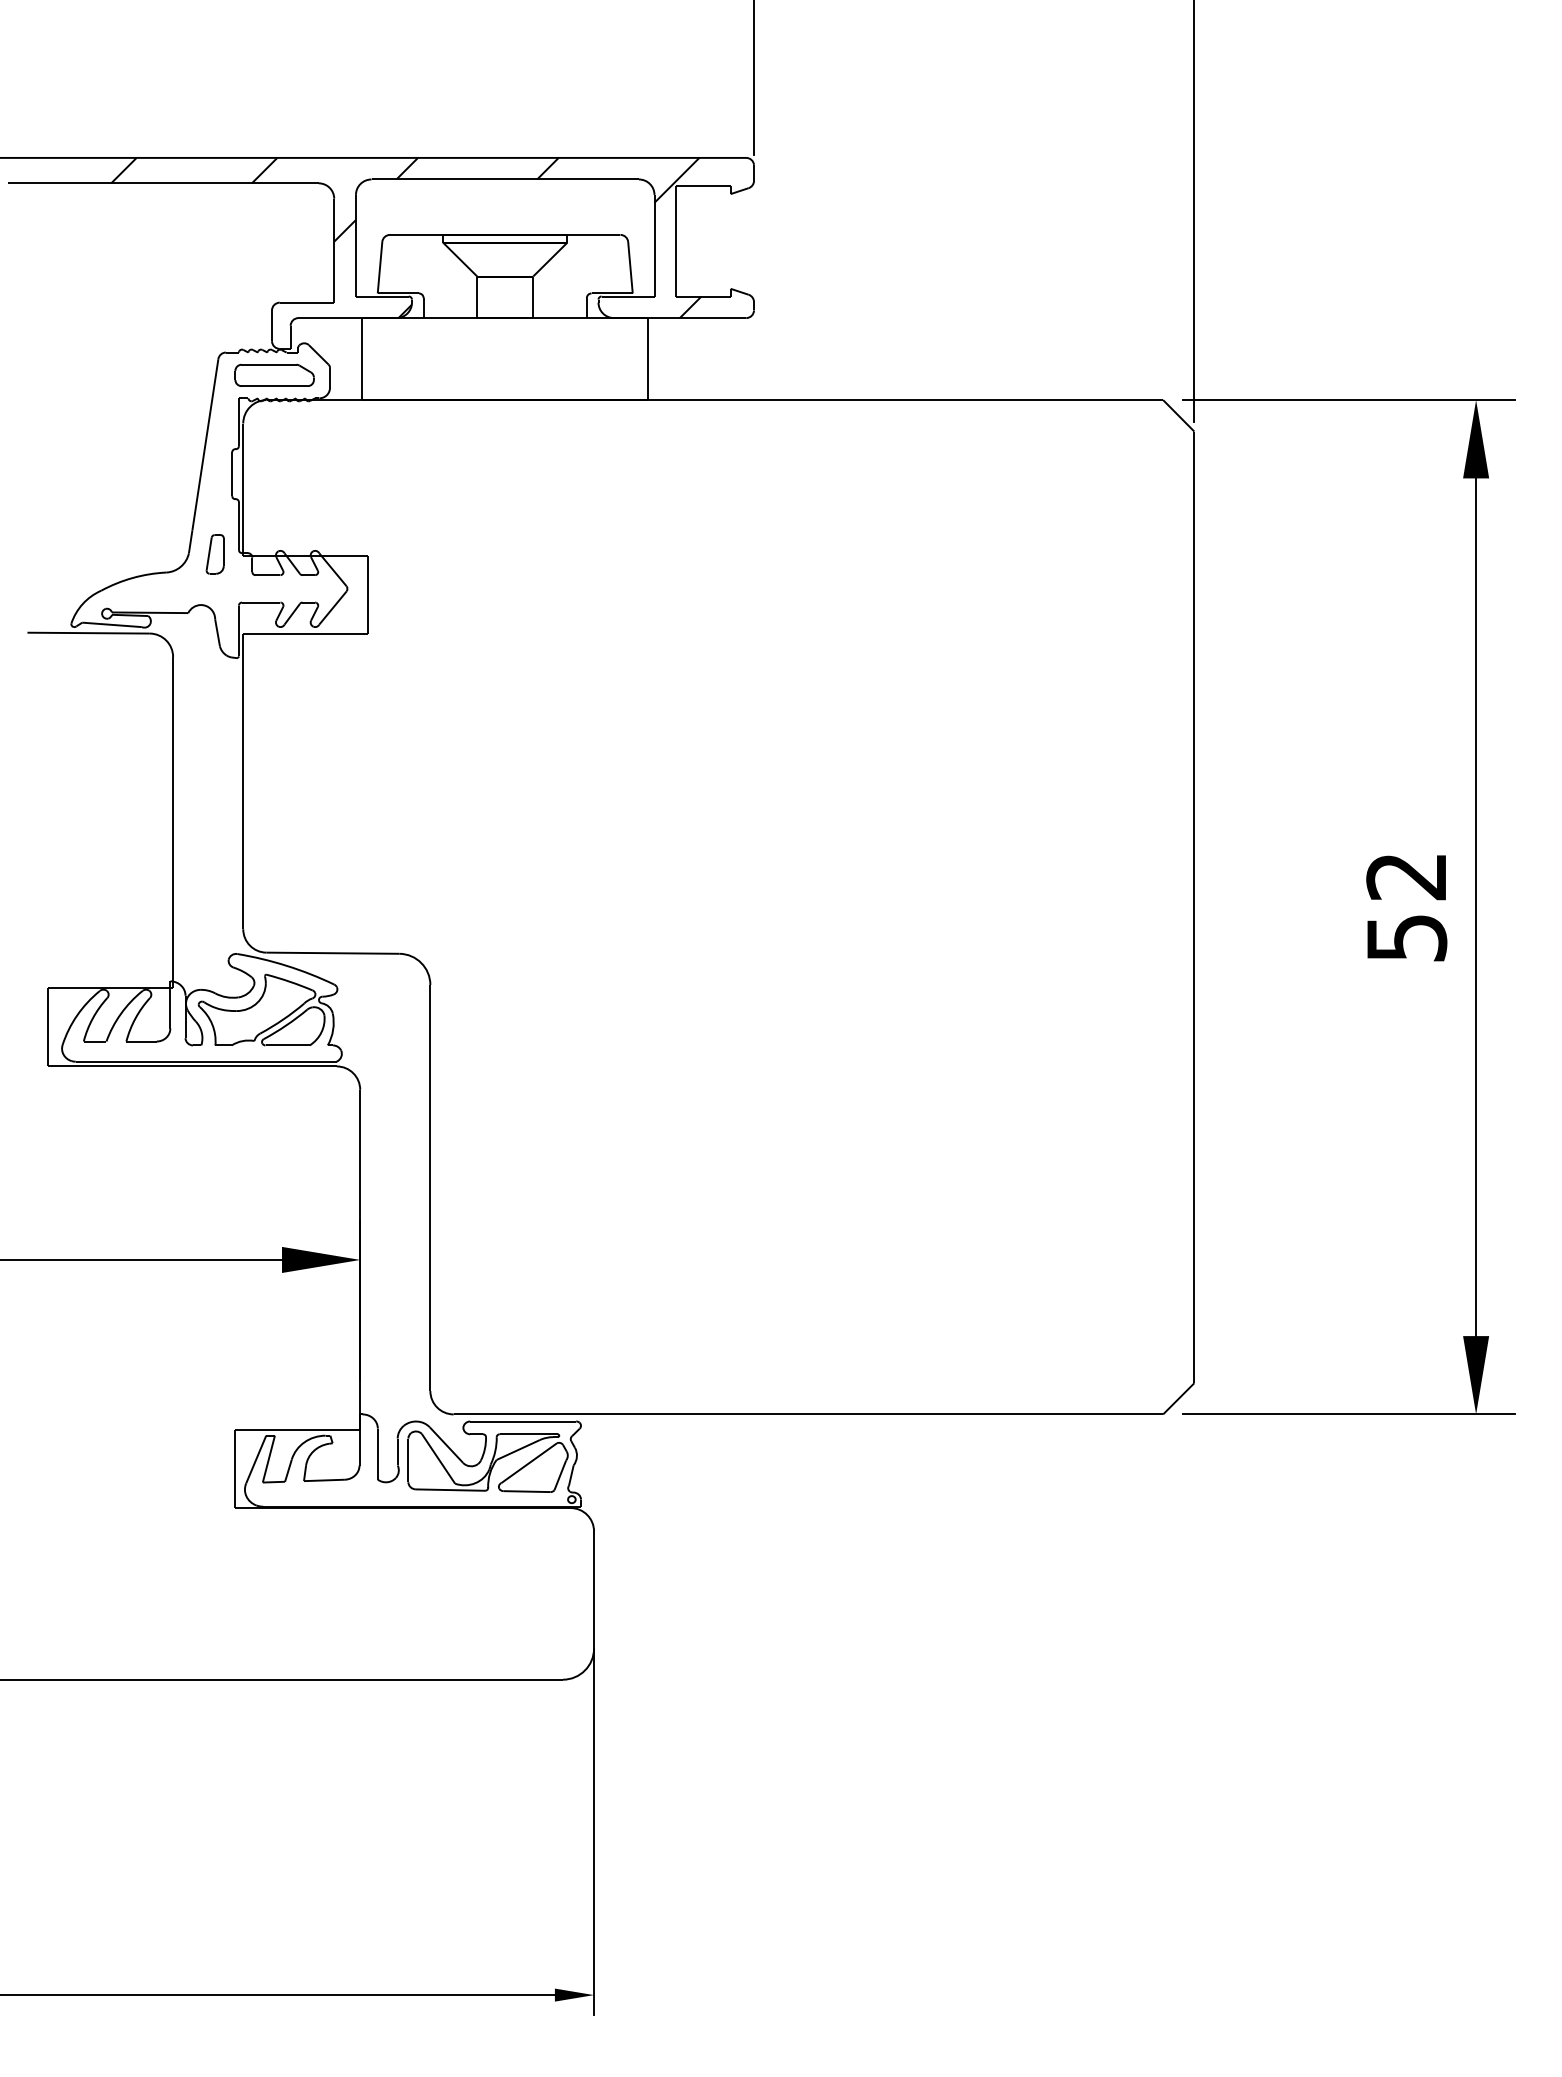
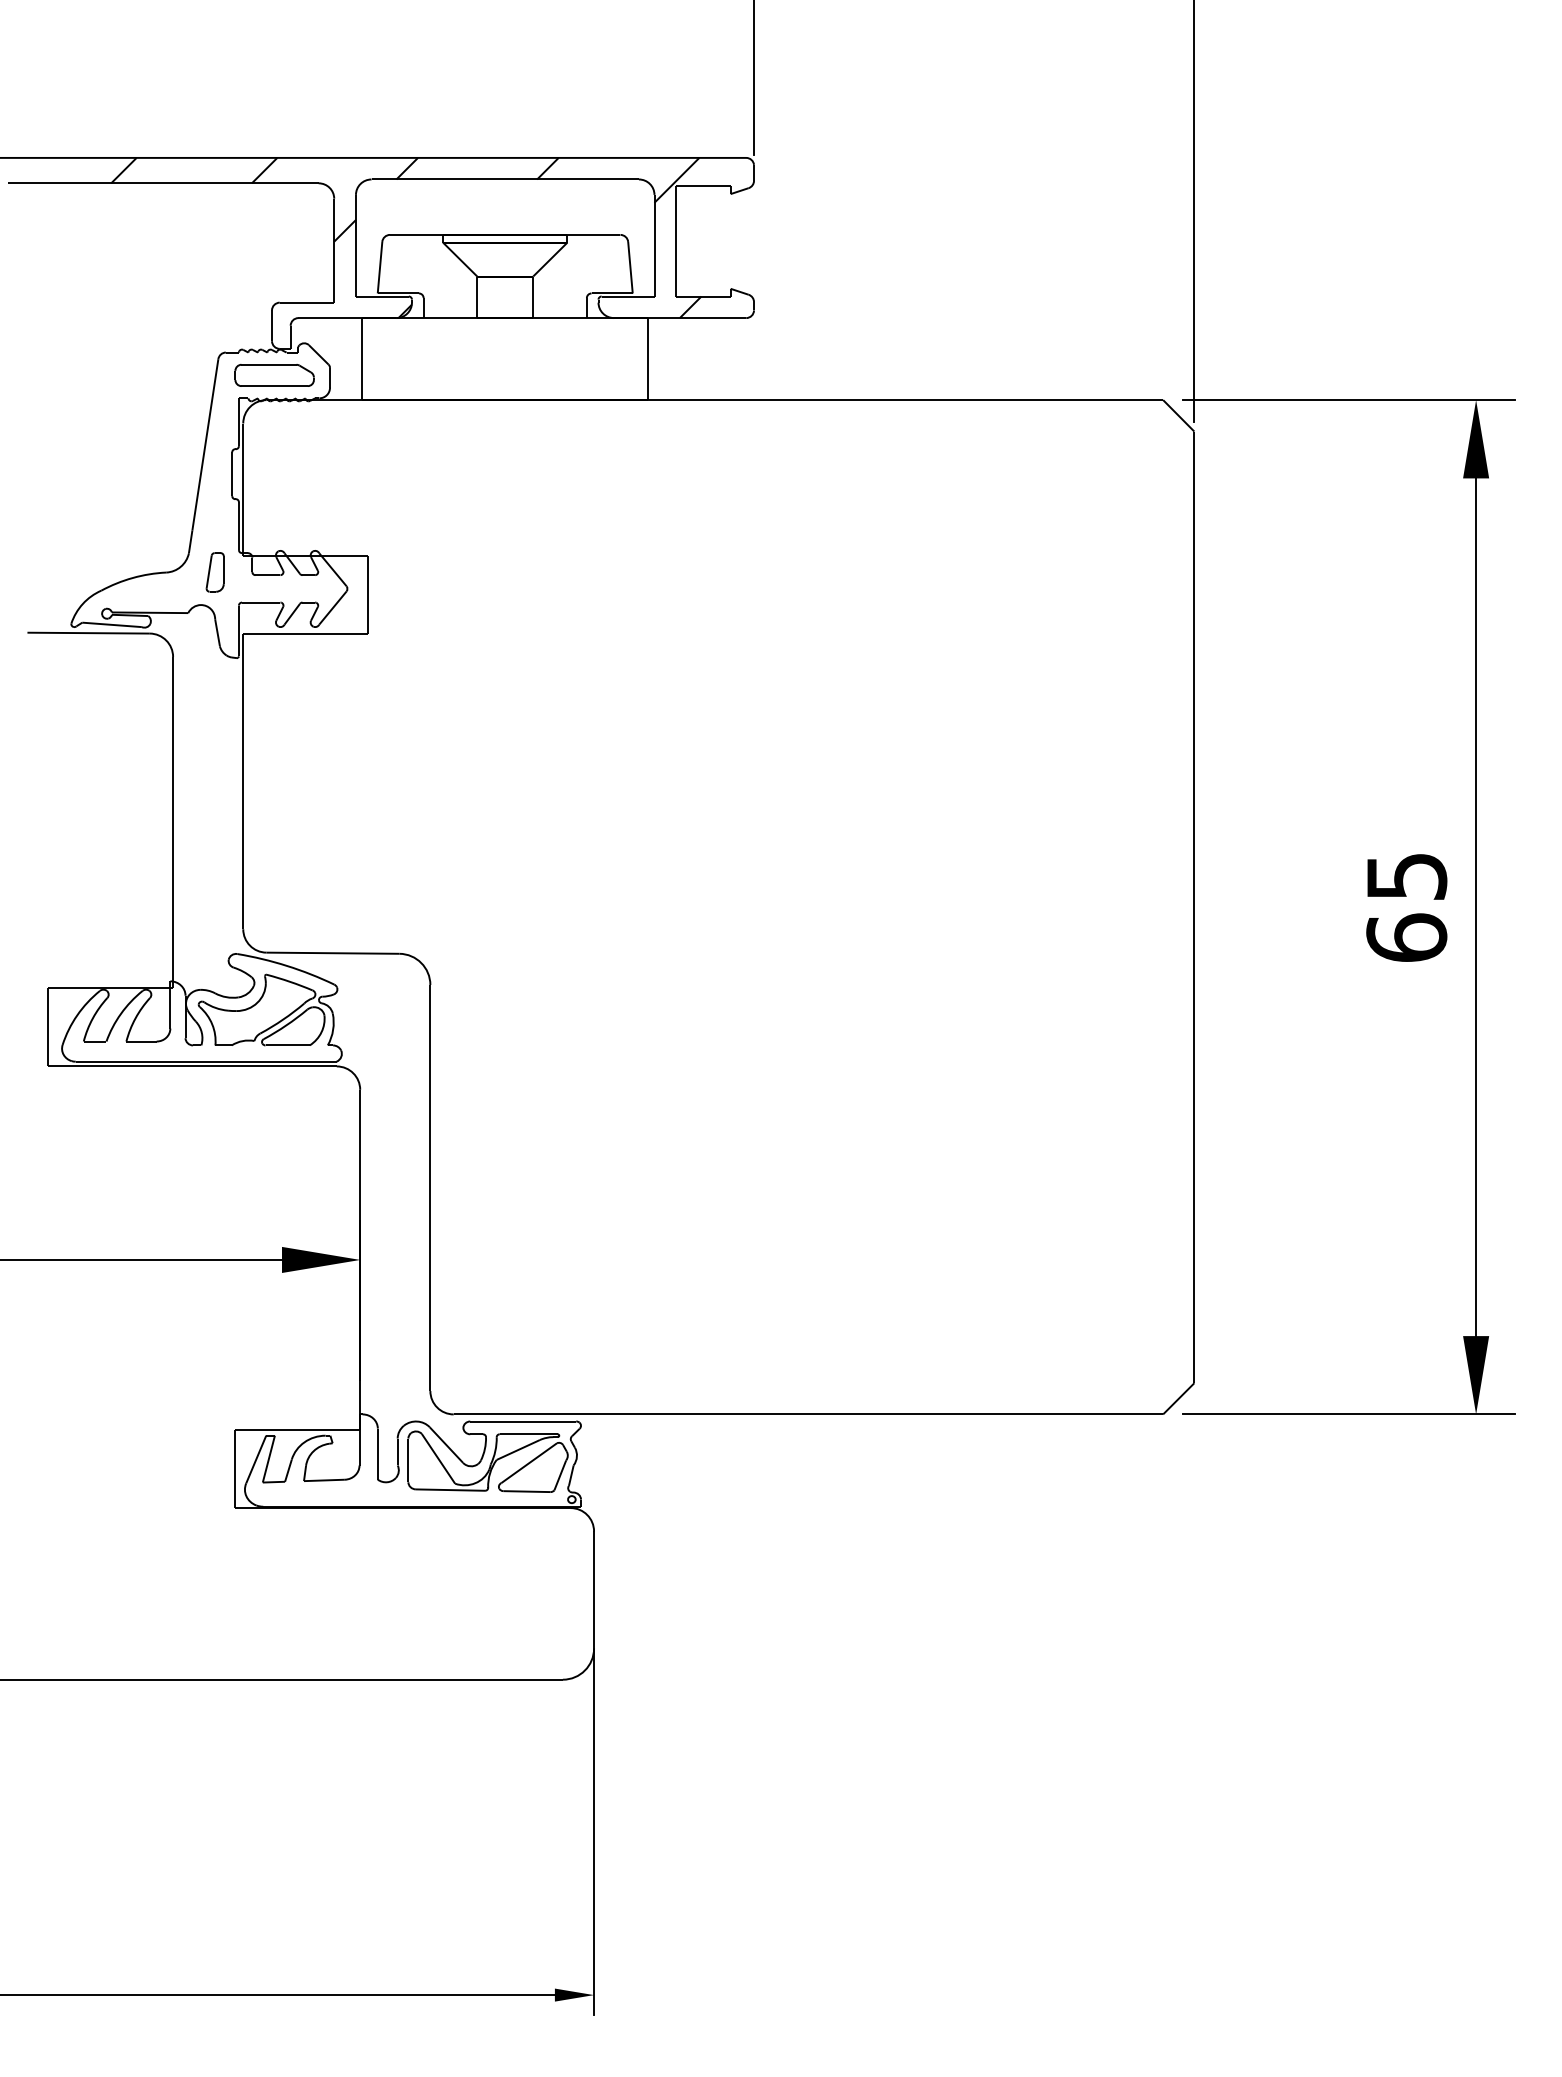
part position: (214, 554) -> (214, 572) (214, 572)
text: 52 -> 65 (1406, 907)
